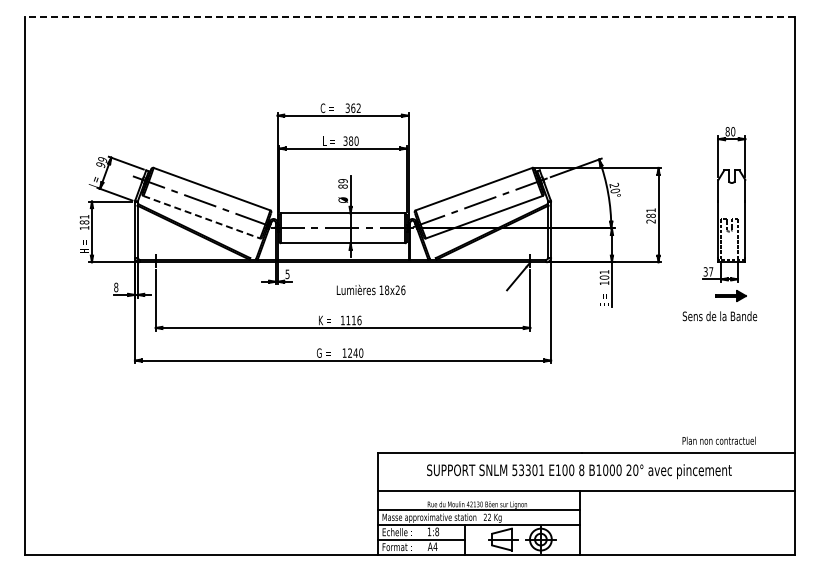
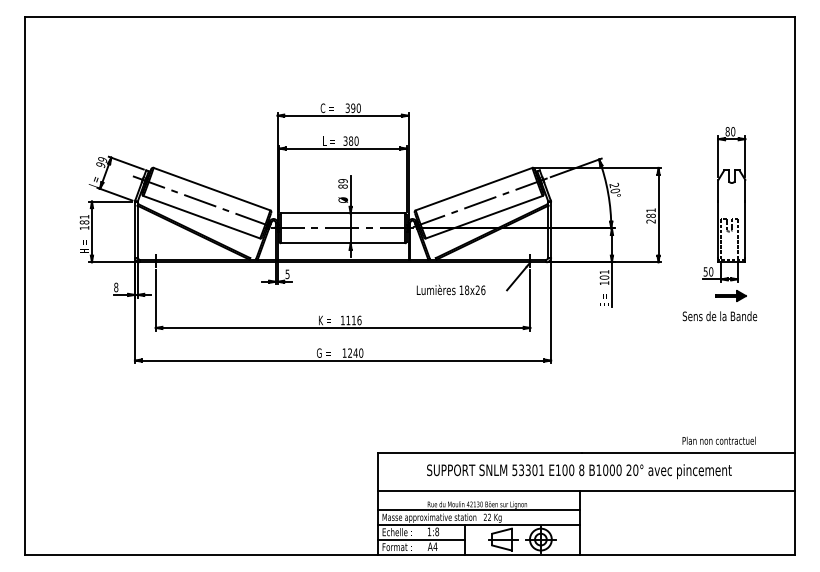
line: dashed -> solid (409, 17)
text: 362 -> 390 (355, 107)
line: dashed -> solid (202, 217)
text: 37 -> 50 (708, 271)
text position: (370, 289) -> (450, 289) (450, 289)
